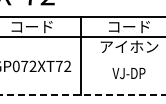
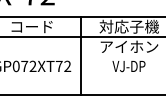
text: コード -> 対応子機 (128, 26)
text position: (128, 73) -> (128, 66) (128, 66)
line: dashed -> solid (83, 95)
